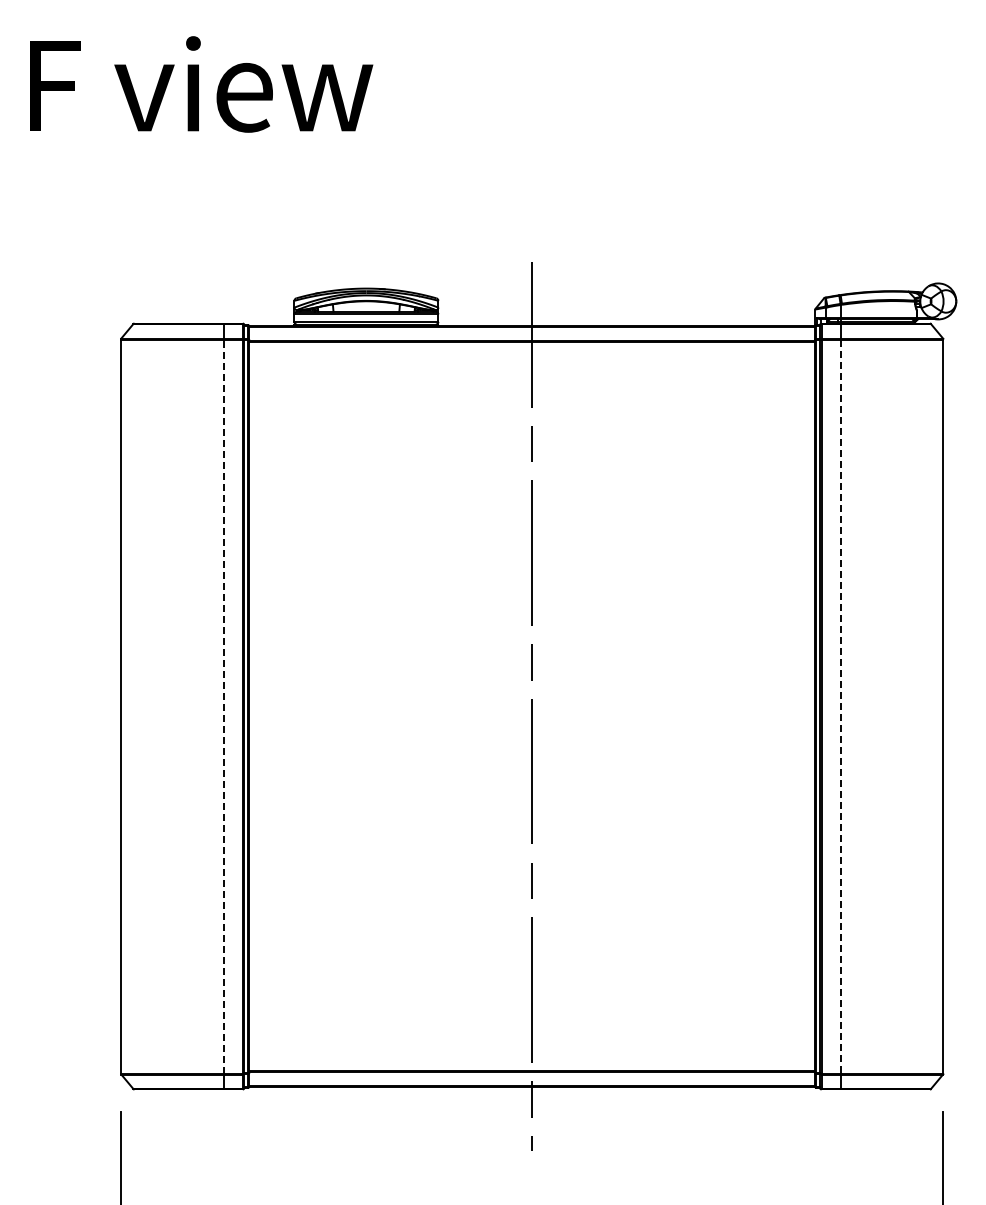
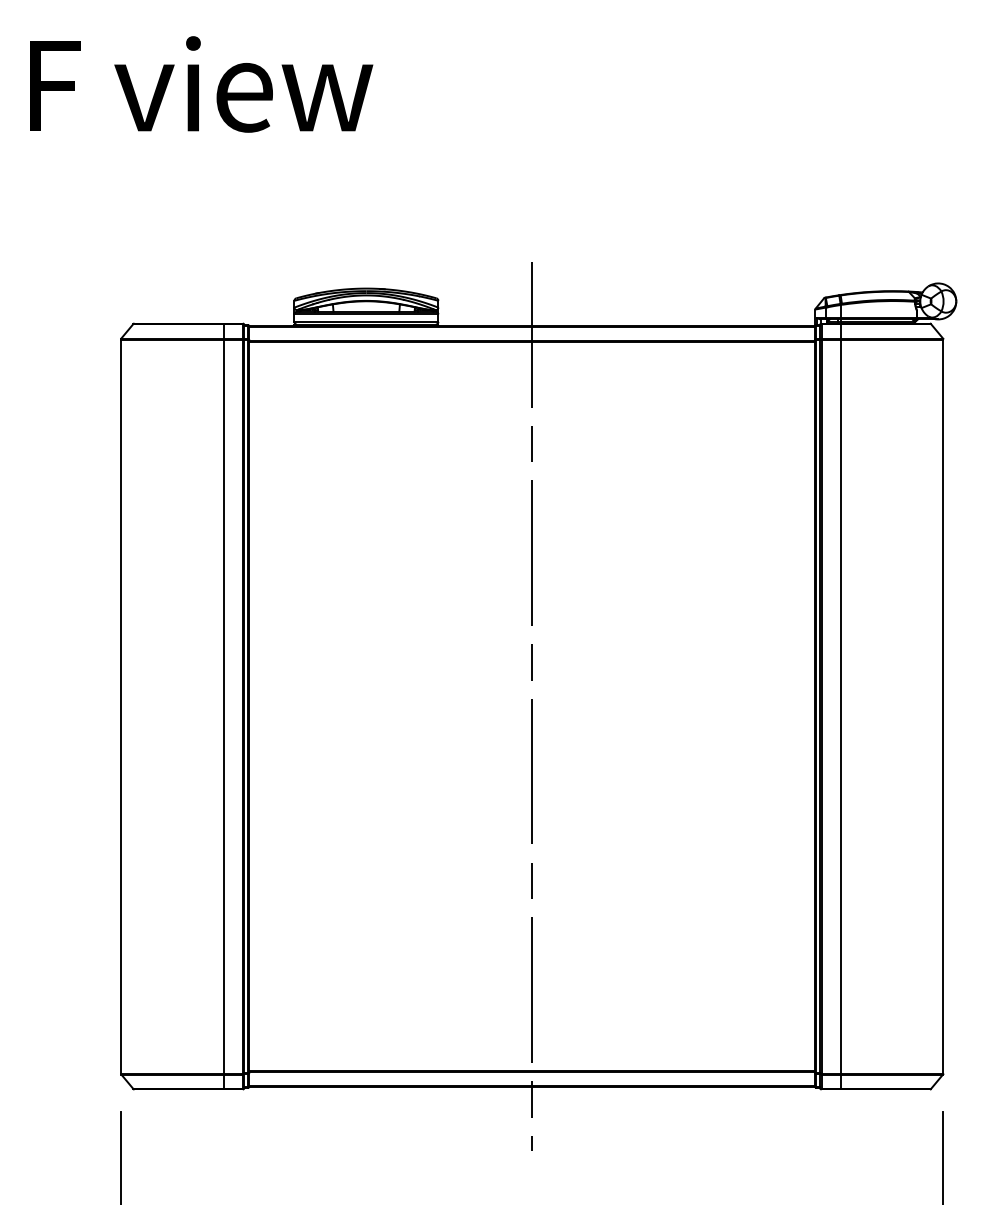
line: dashed -> solid (223, 706)
line: dashed -> solid (840, 706)
